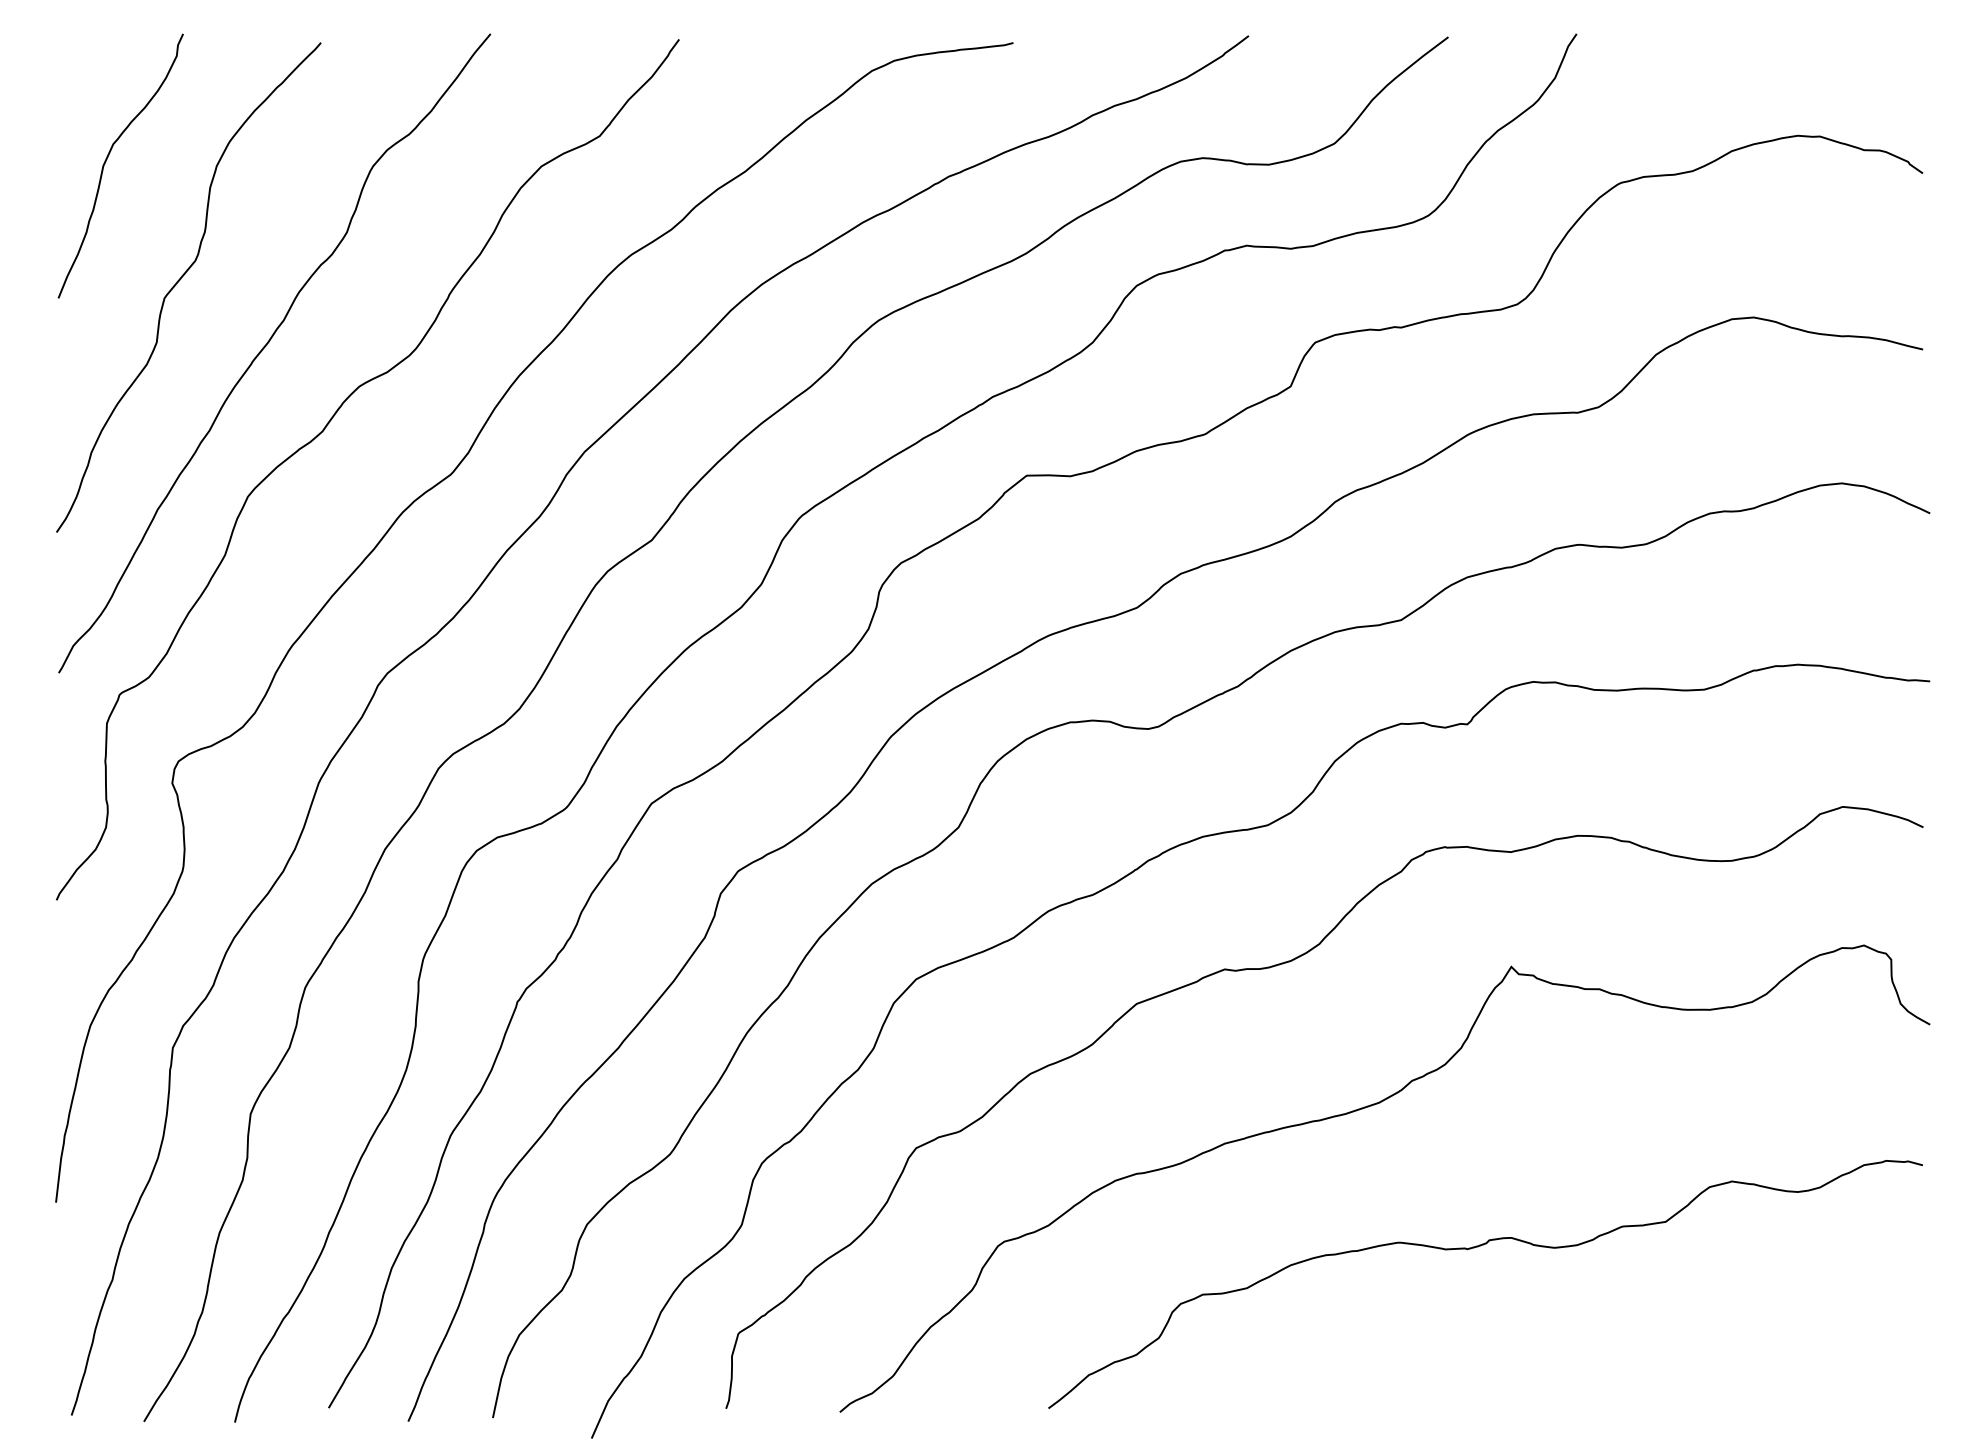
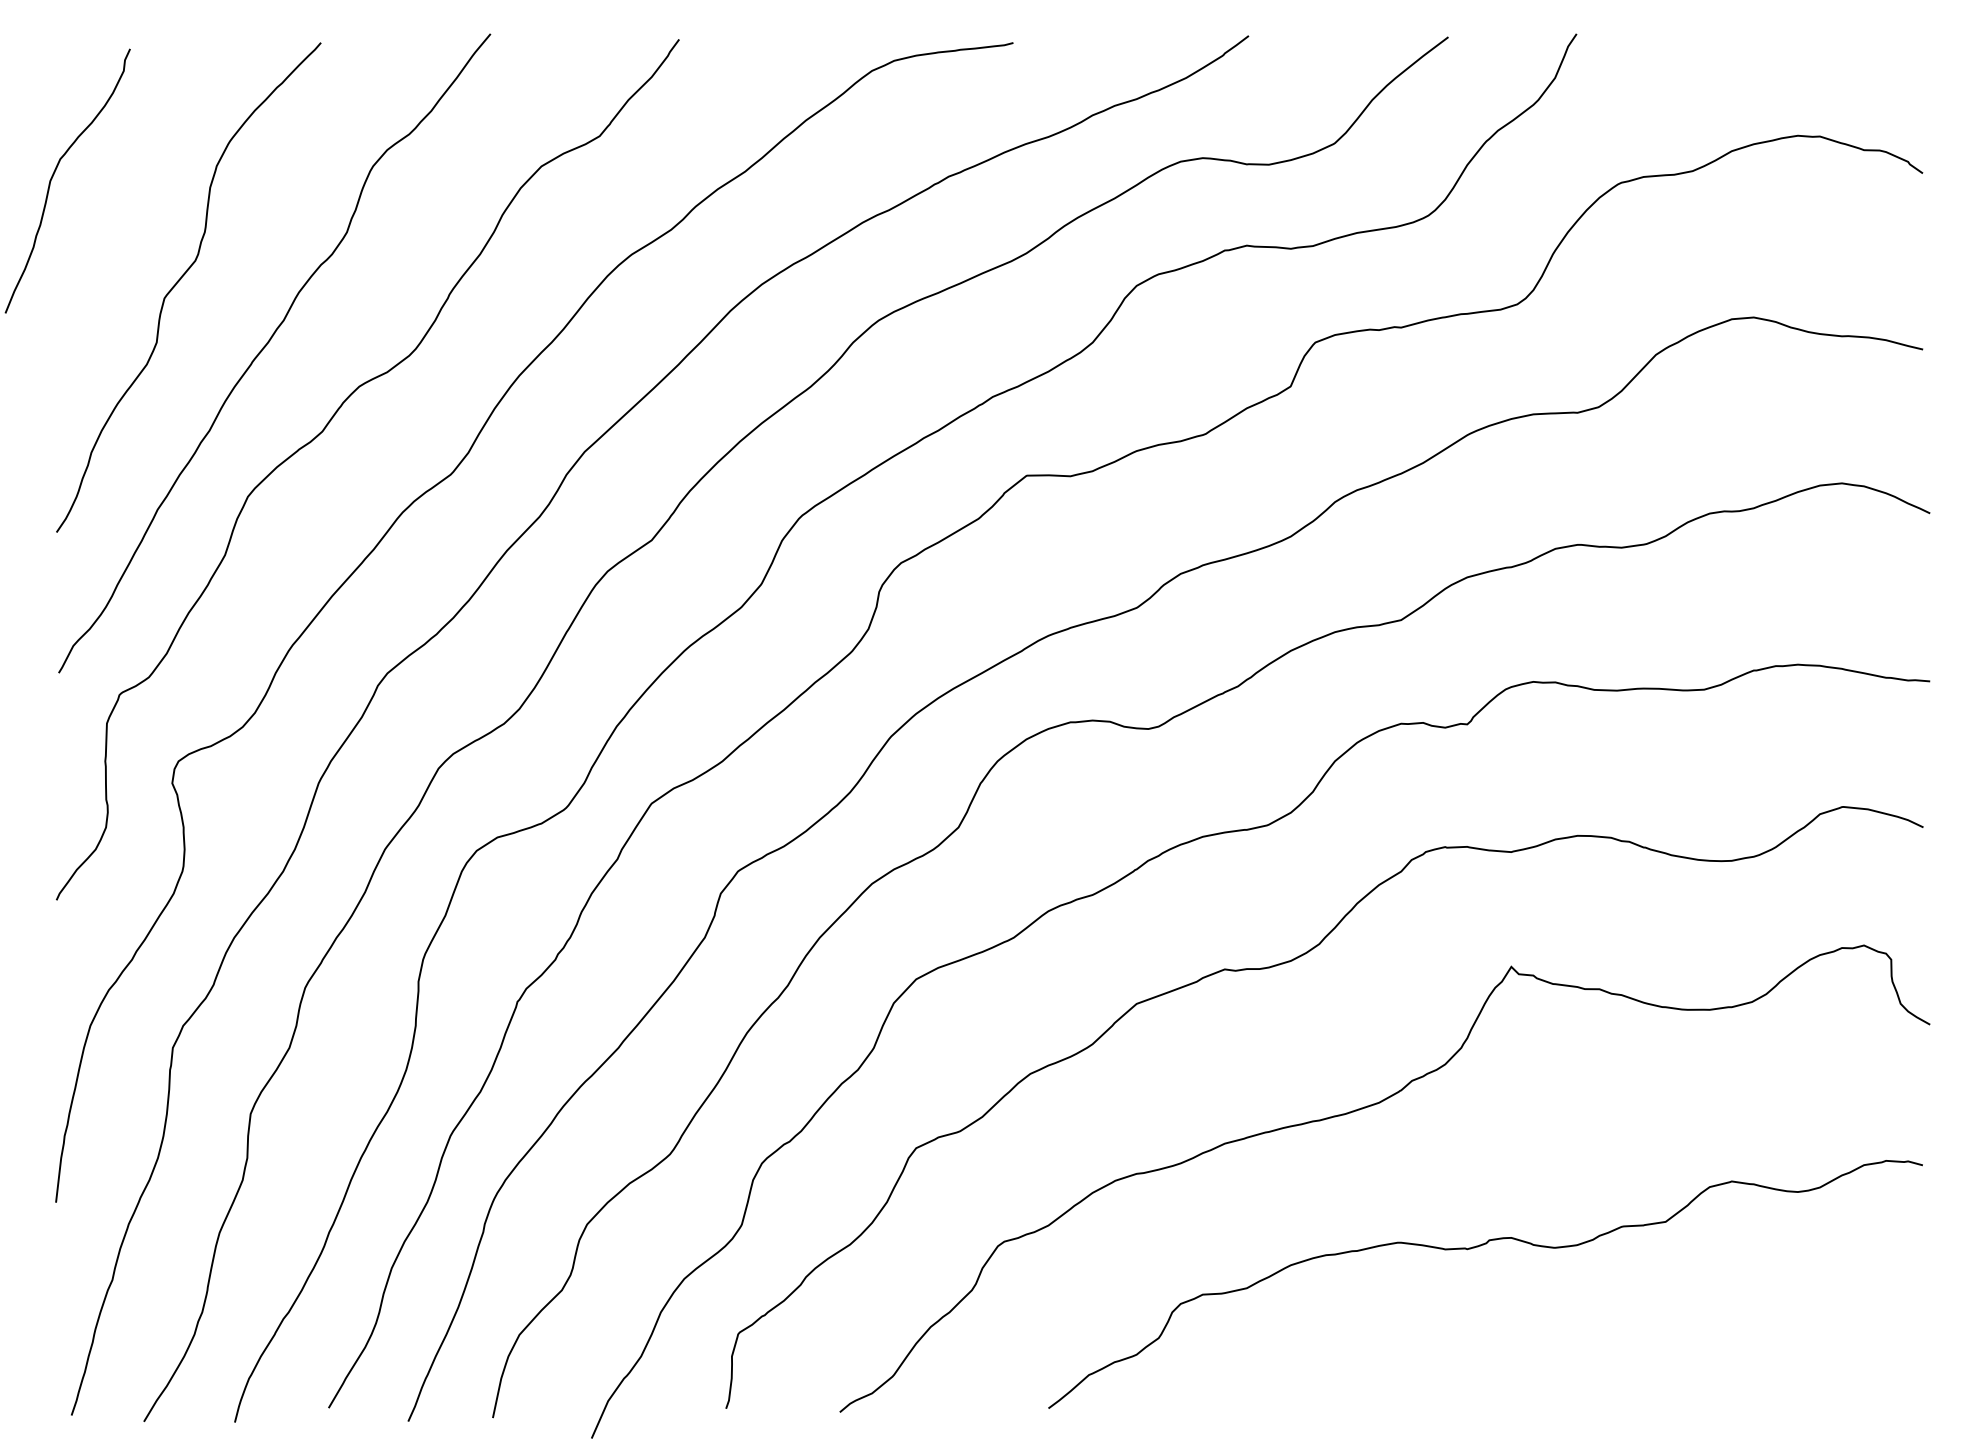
curve position: (107, 159) -> (54, 174) (54, 174)
